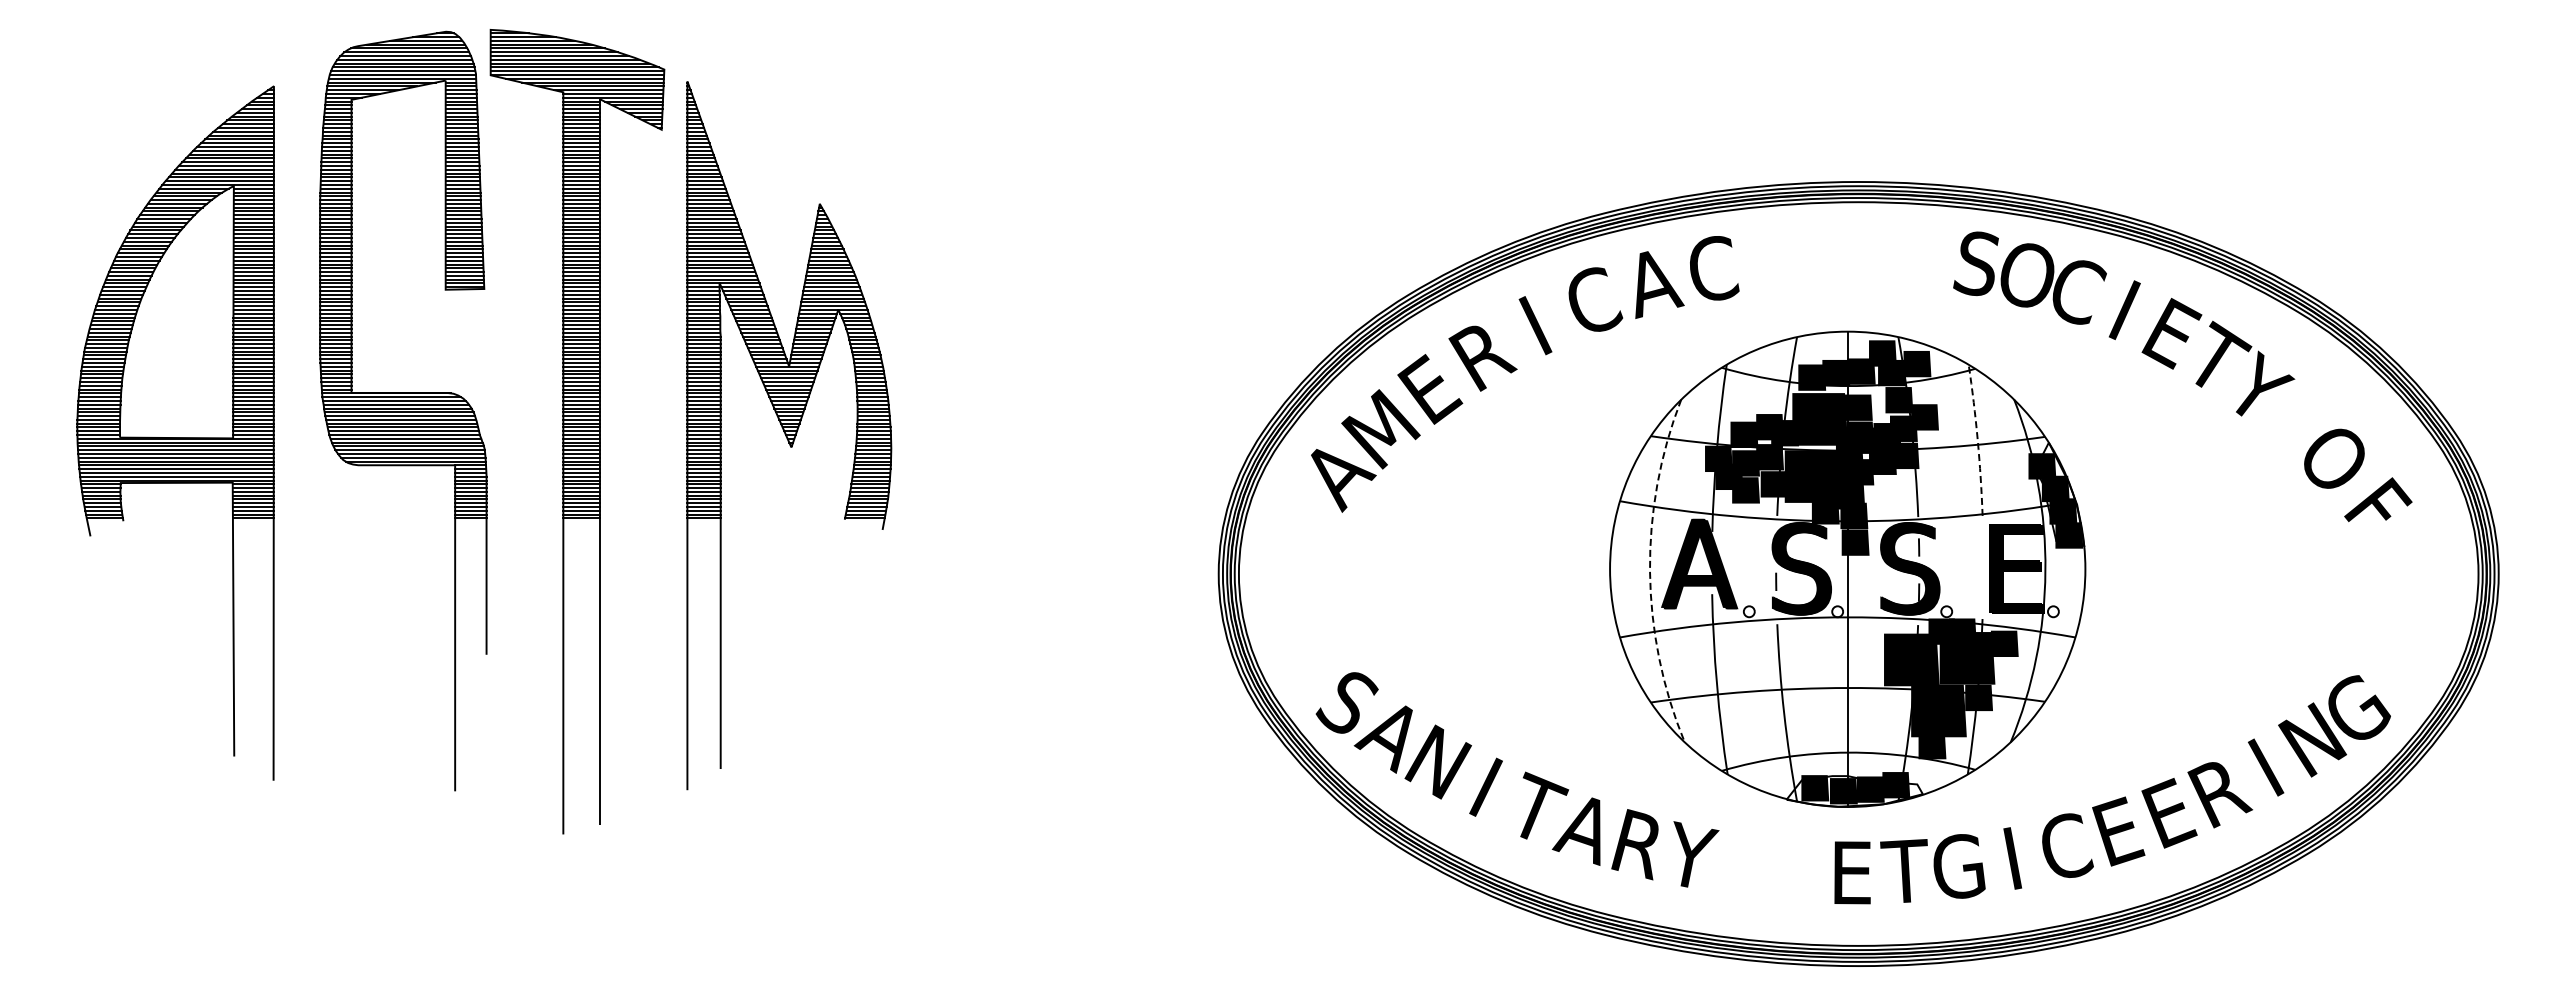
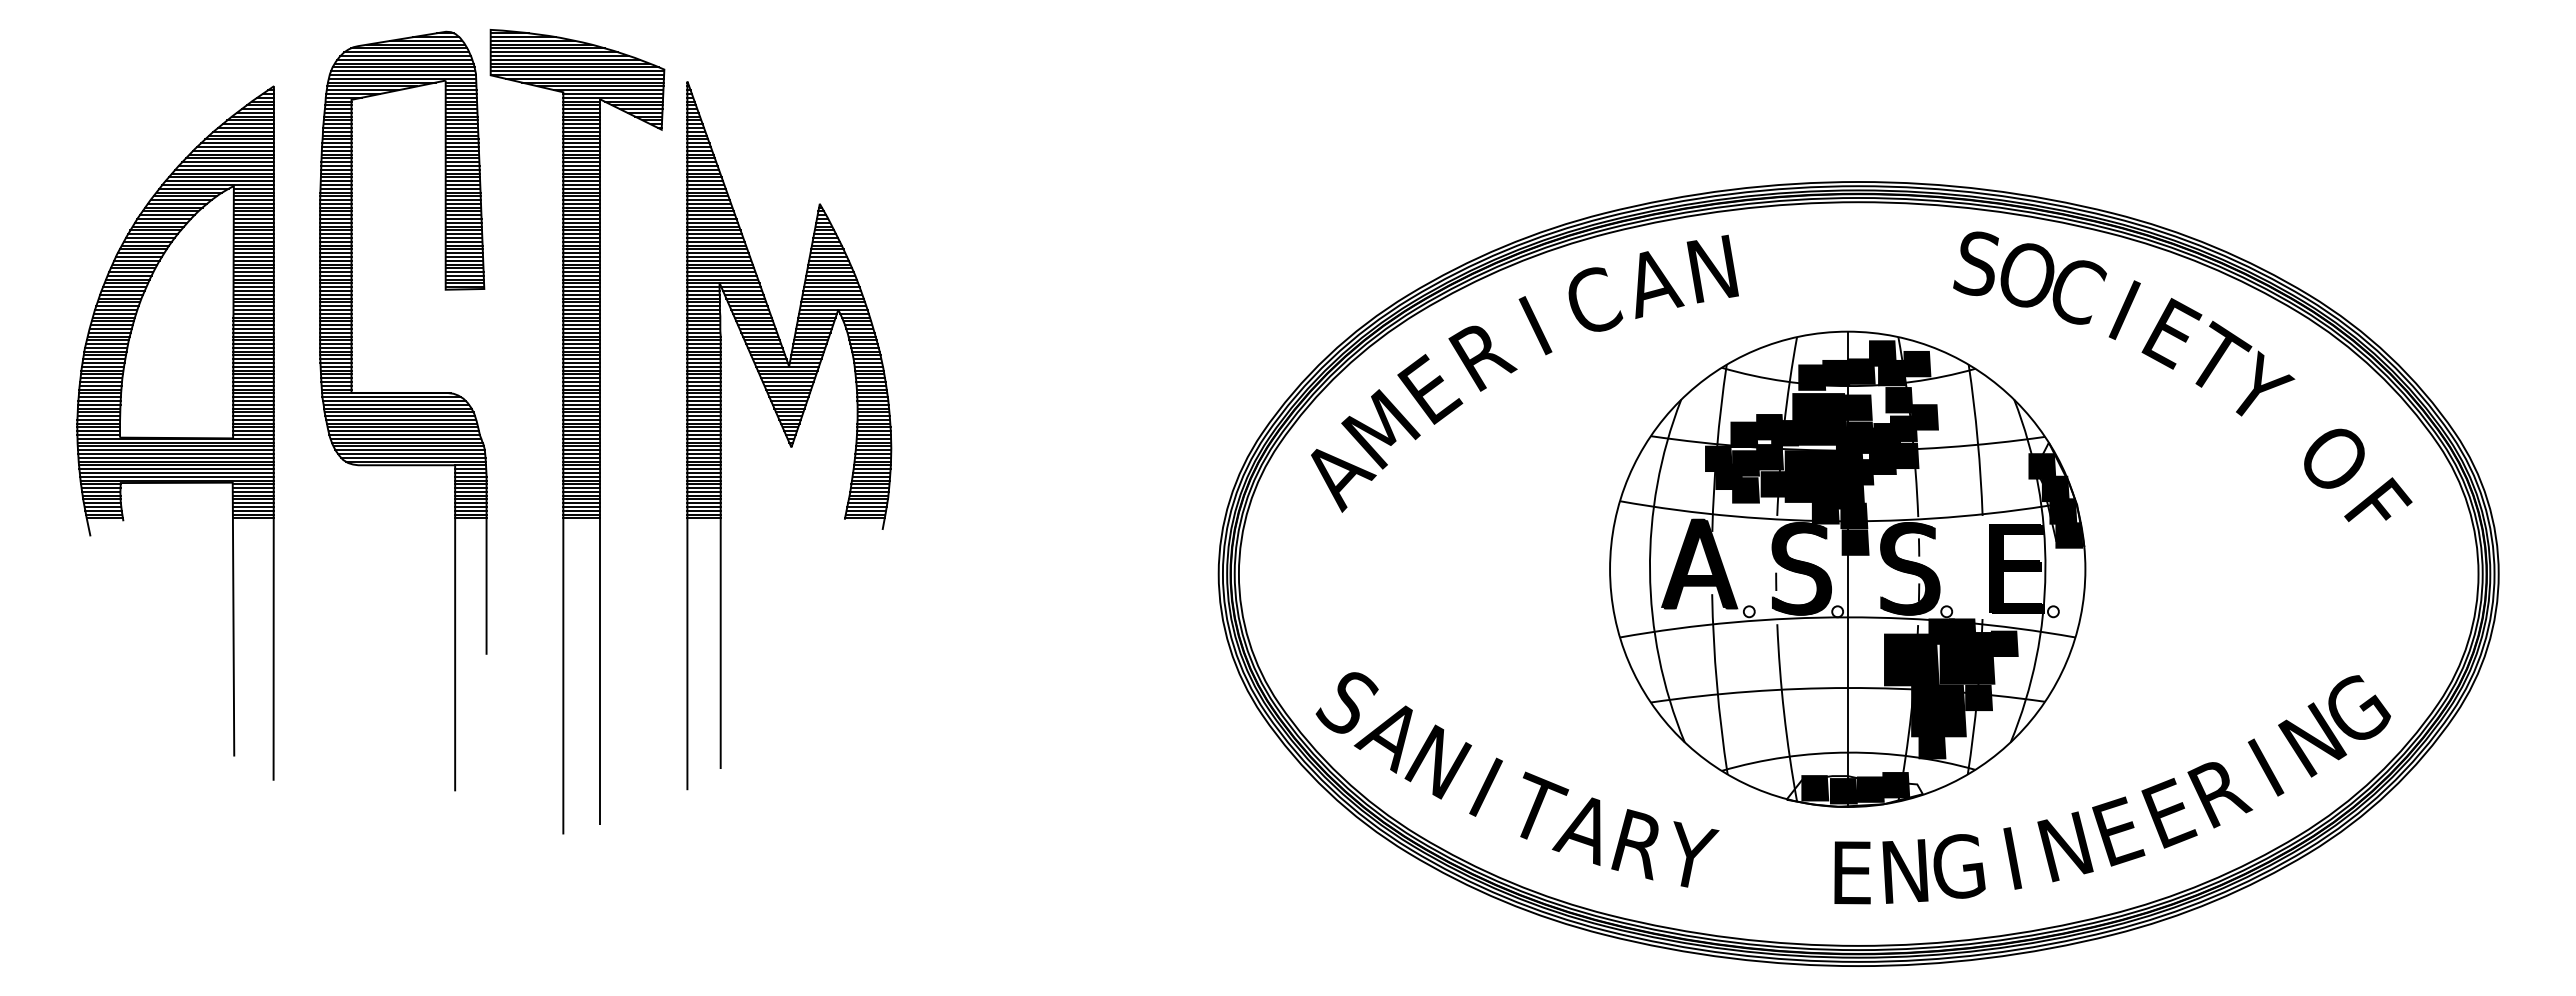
text: C -> N (1712, 268)
arc: dashed -> solid (1977, 440)
arc: dashed -> solid (1650, 571)
text: C -> N (2065, 846)
text: T -> N (1904, 871)
